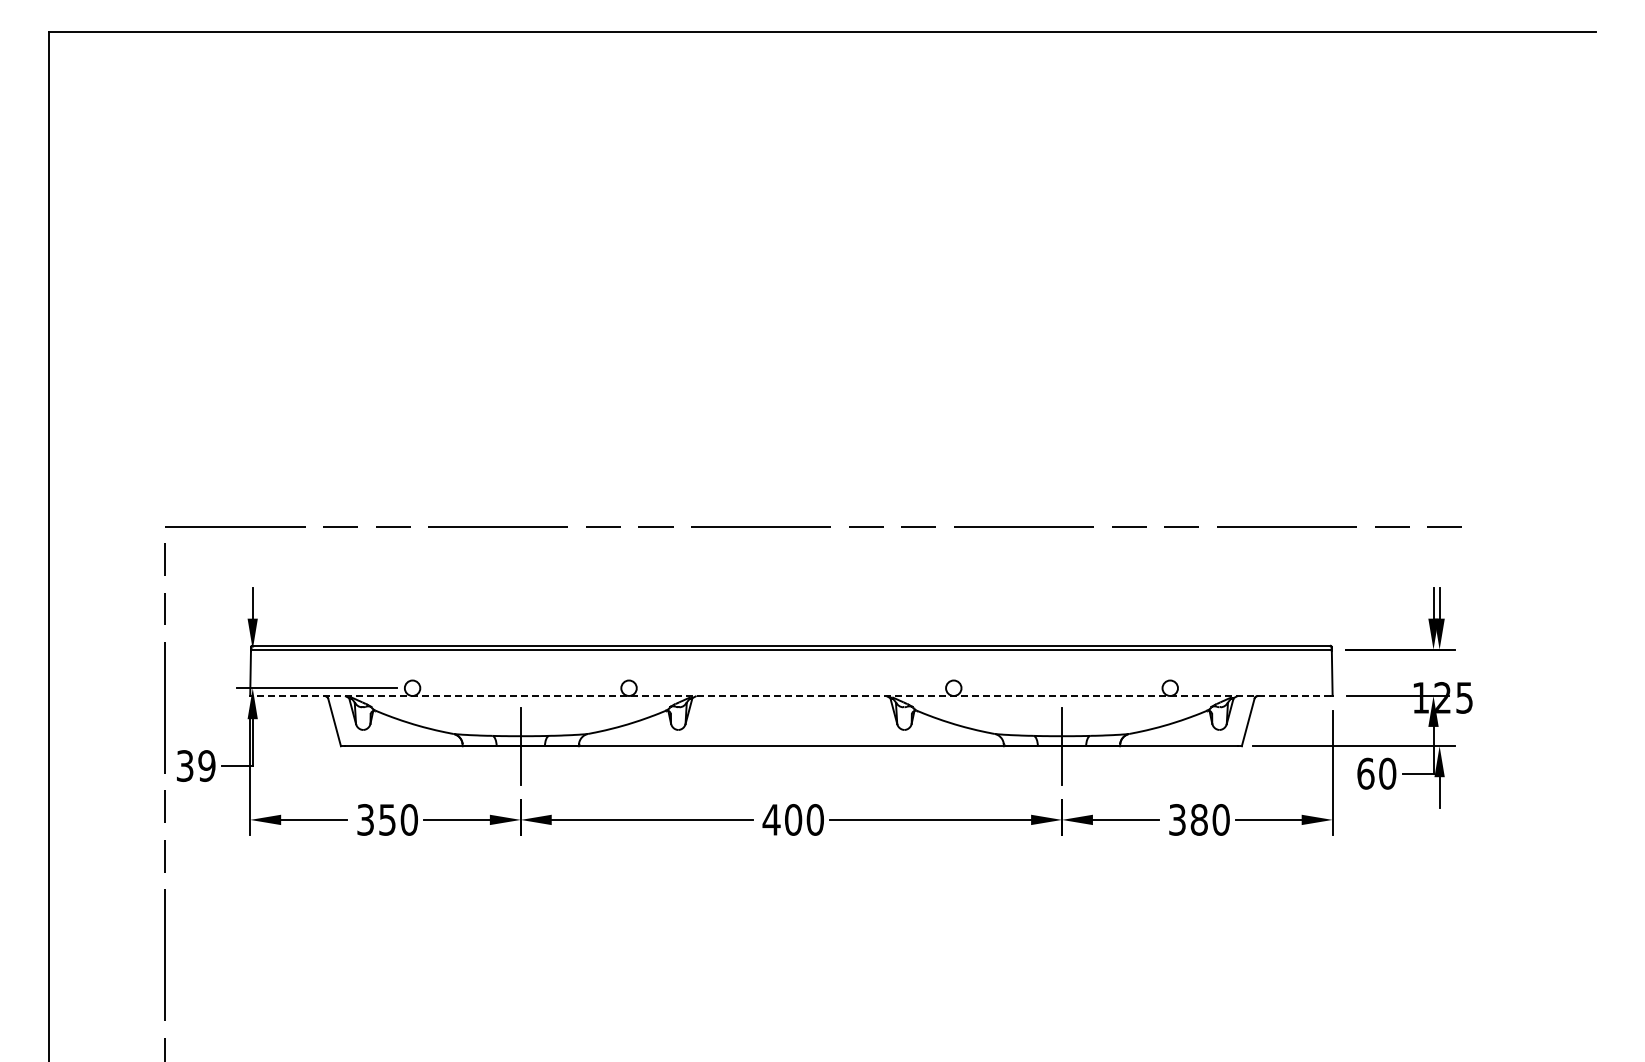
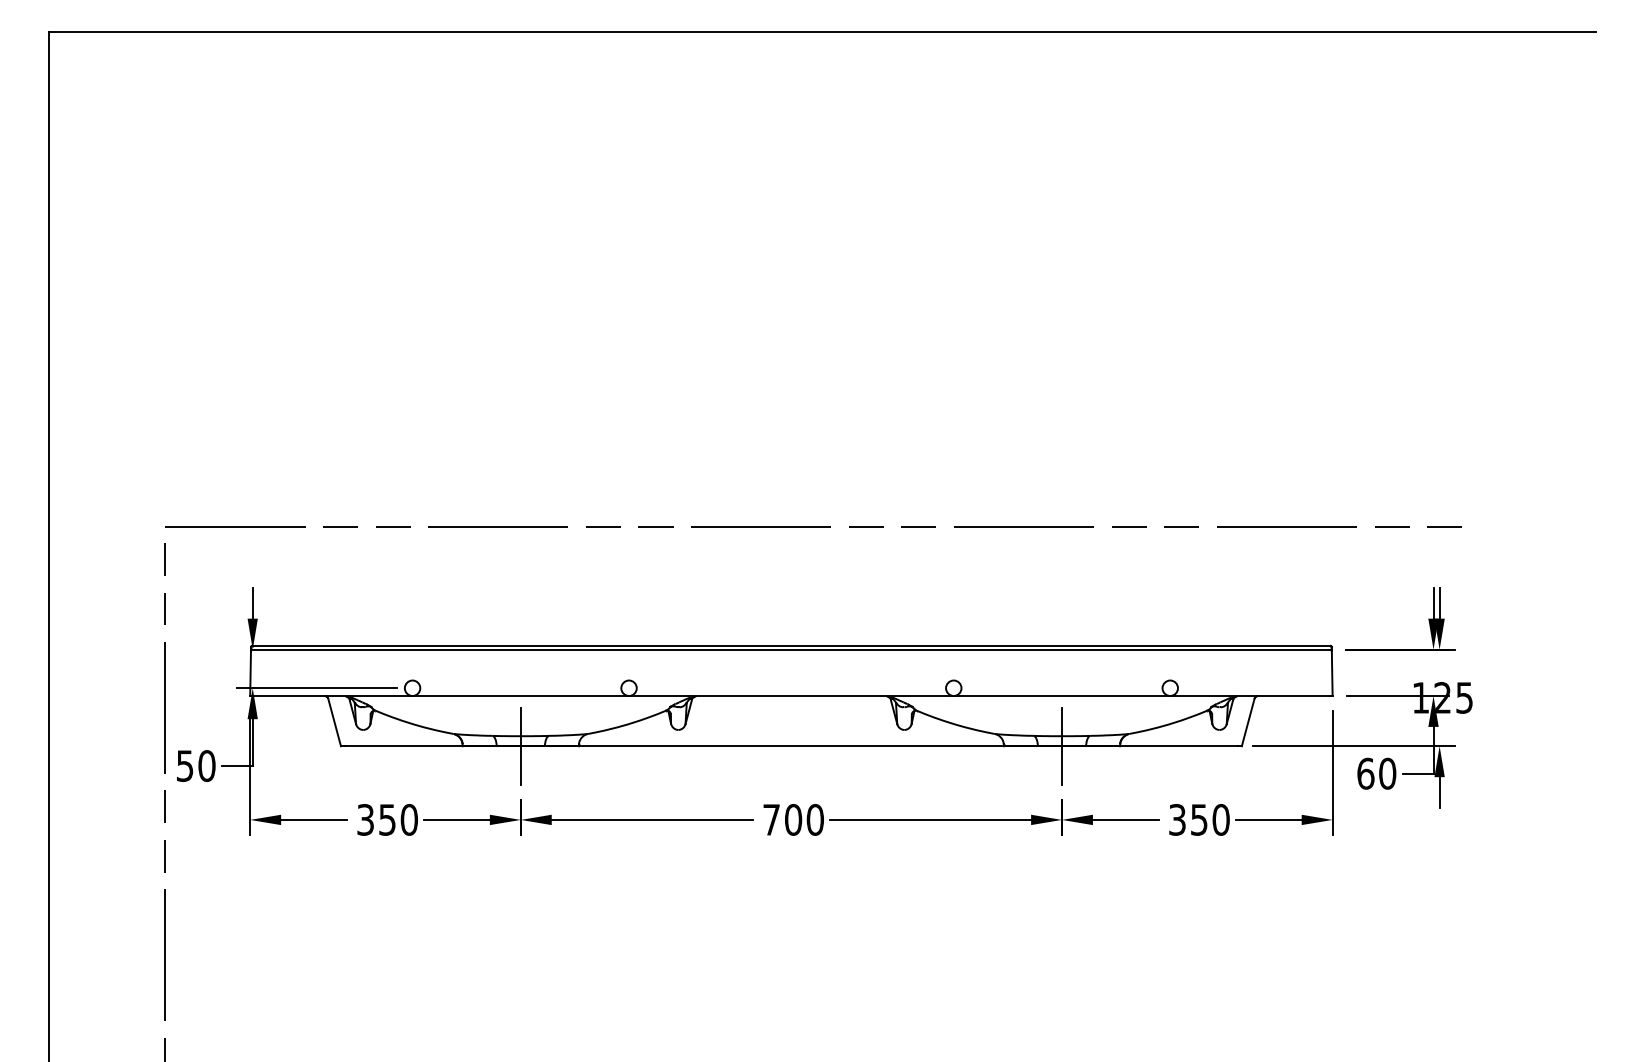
line: dashed -> solid (791, 695)
text: 39 -> 50 (196, 765)
text: 400 -> 700 (771, 819)
text: 380 -> 350 (1198, 819)
